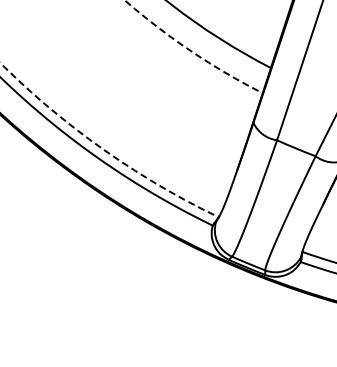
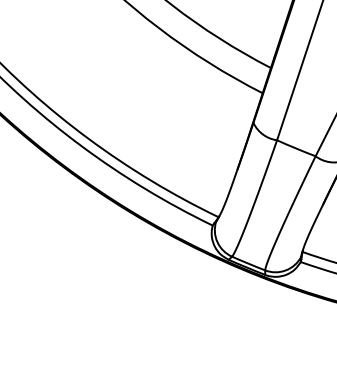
arc: dashed -> solid (190, 50)
arc: dashed -> solid (103, 149)
